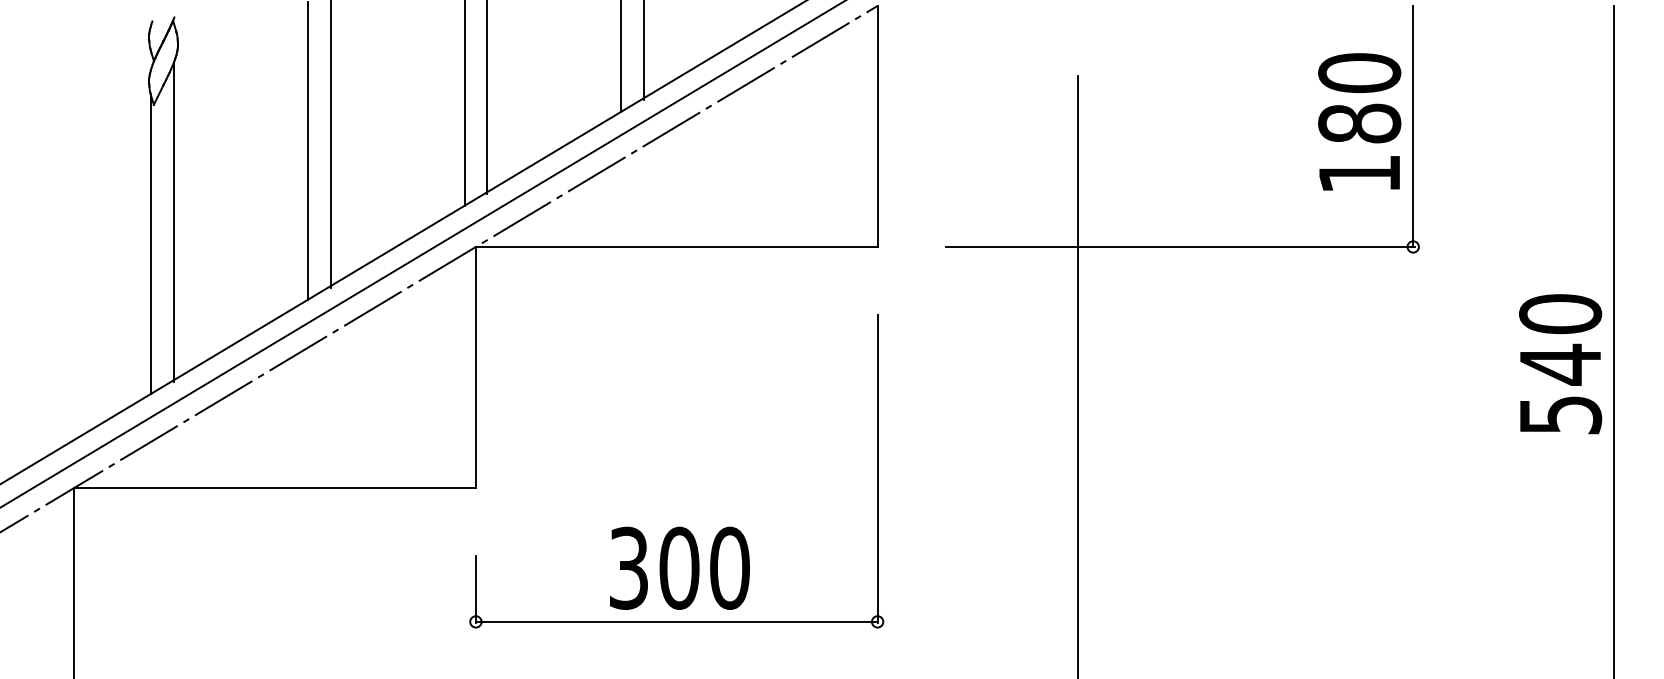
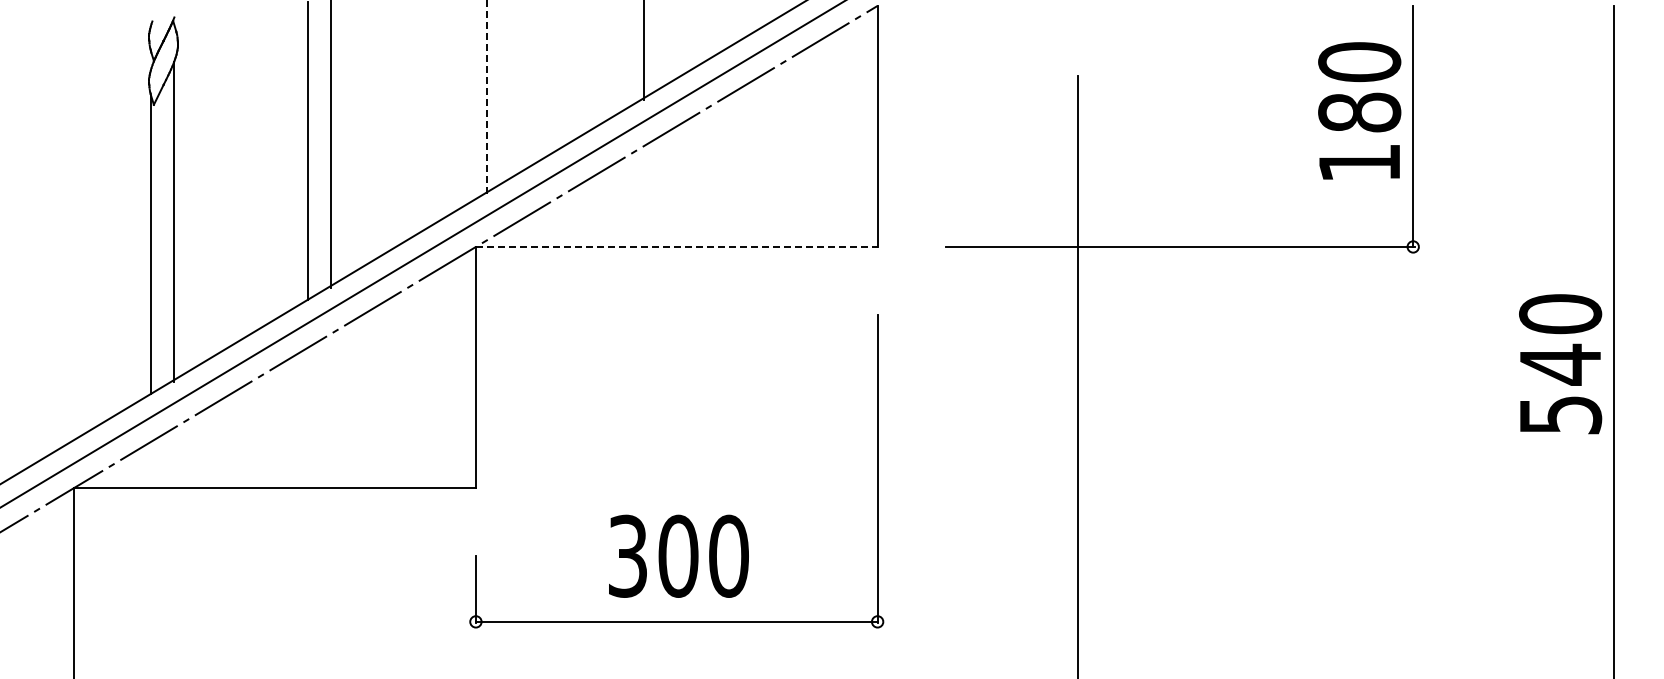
line: present -> none (621, 56)
line: solid -> dashed (487, 97)
line: present -> none (464, 103)
text position: (1359, 121) -> (1359, 110) (1359, 110)
line: solid -> dashed (676, 246)
text position: (679, 567) -> (678, 555) (678, 555)
